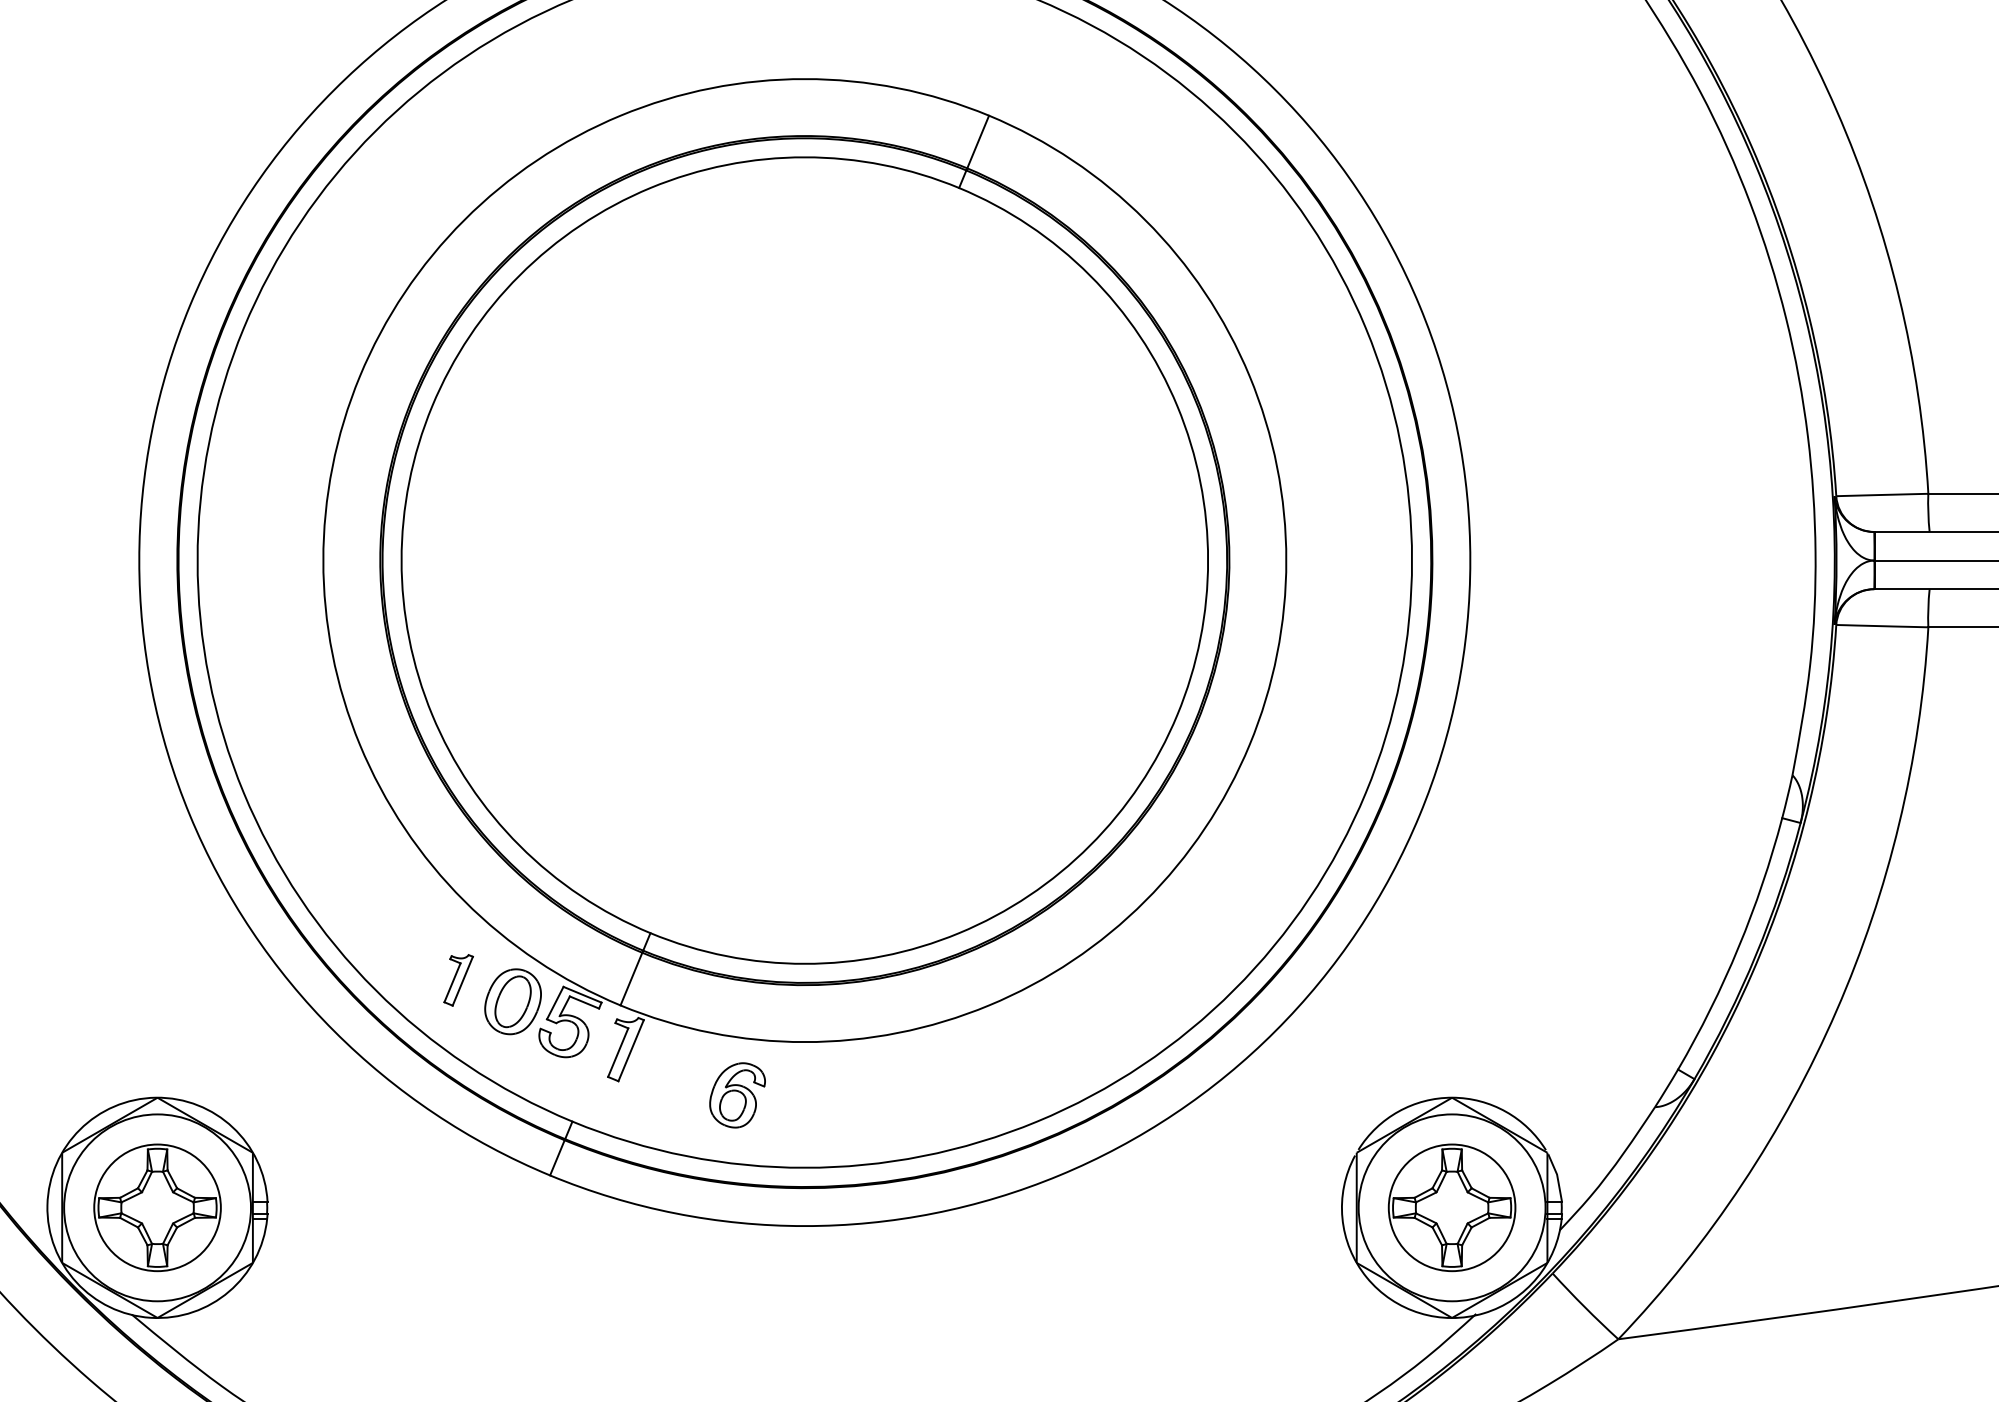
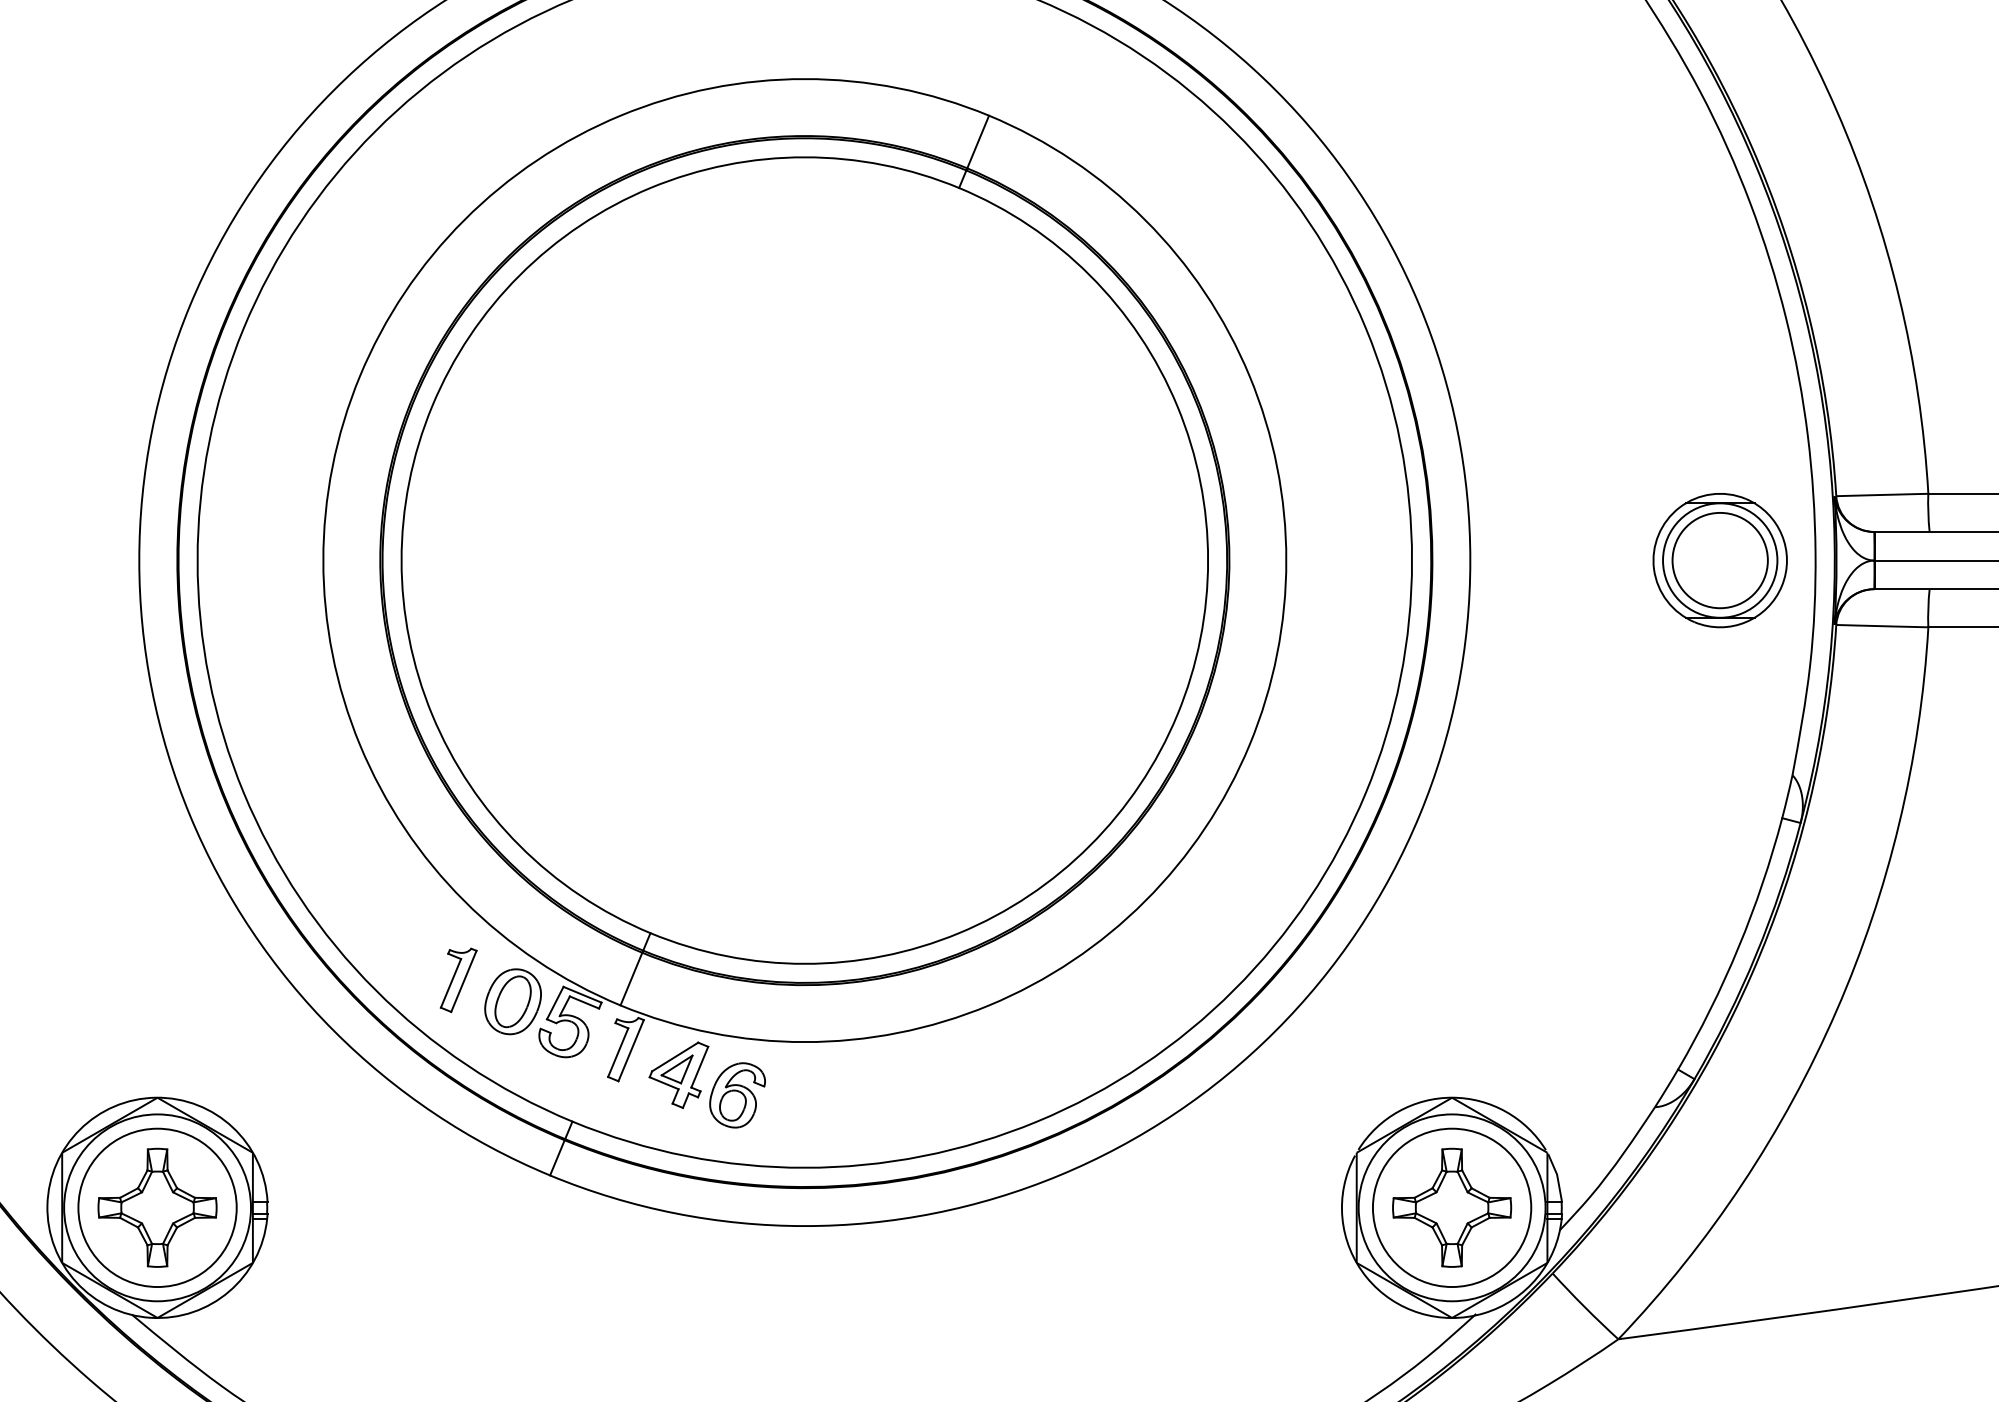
part: none -> present (1719, 560)
part size: 31x53 px -> 39x67 px (458, 980)
part: none -> present (678, 1074)
circle diameter: 127 px -> 158 px (157, 1207)
circle diameter: 127 px -> 158 px (1451, 1207)
